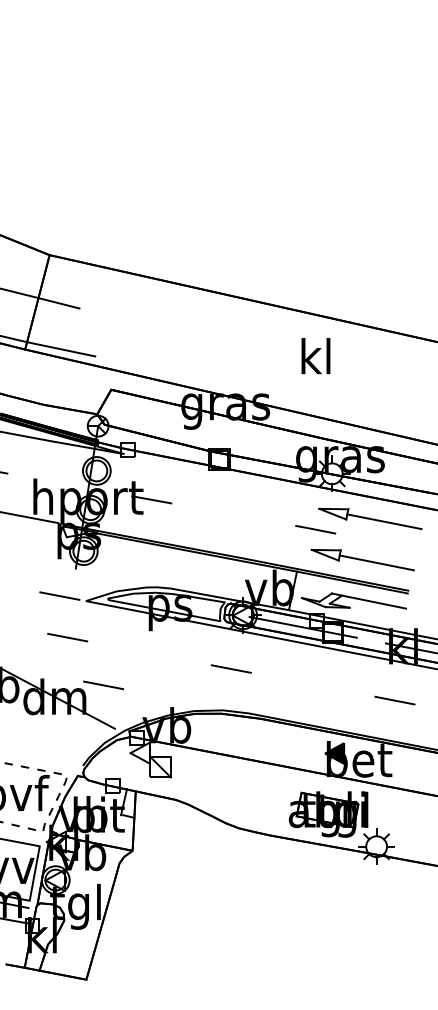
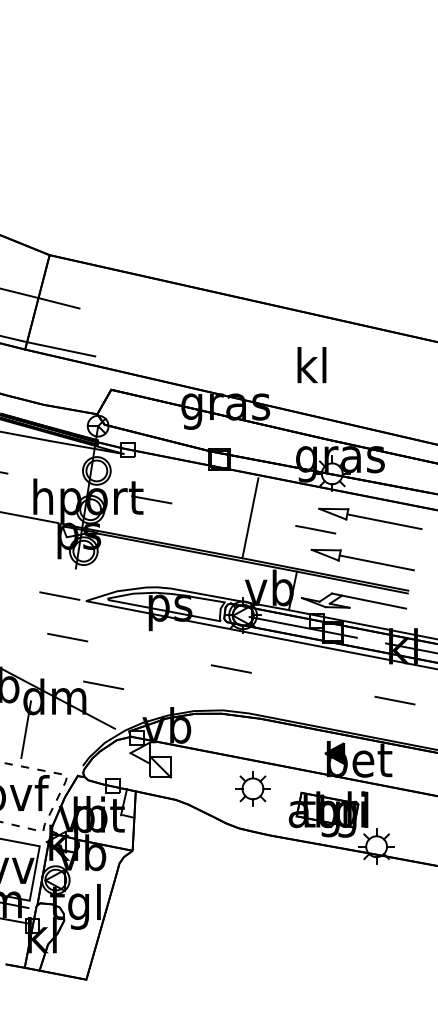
text position: (315, 356) -> (311, 365) (311, 365)
line: none -> present (250, 518)
line: none -> present (26, 729)
part: none -> present (252, 788)
